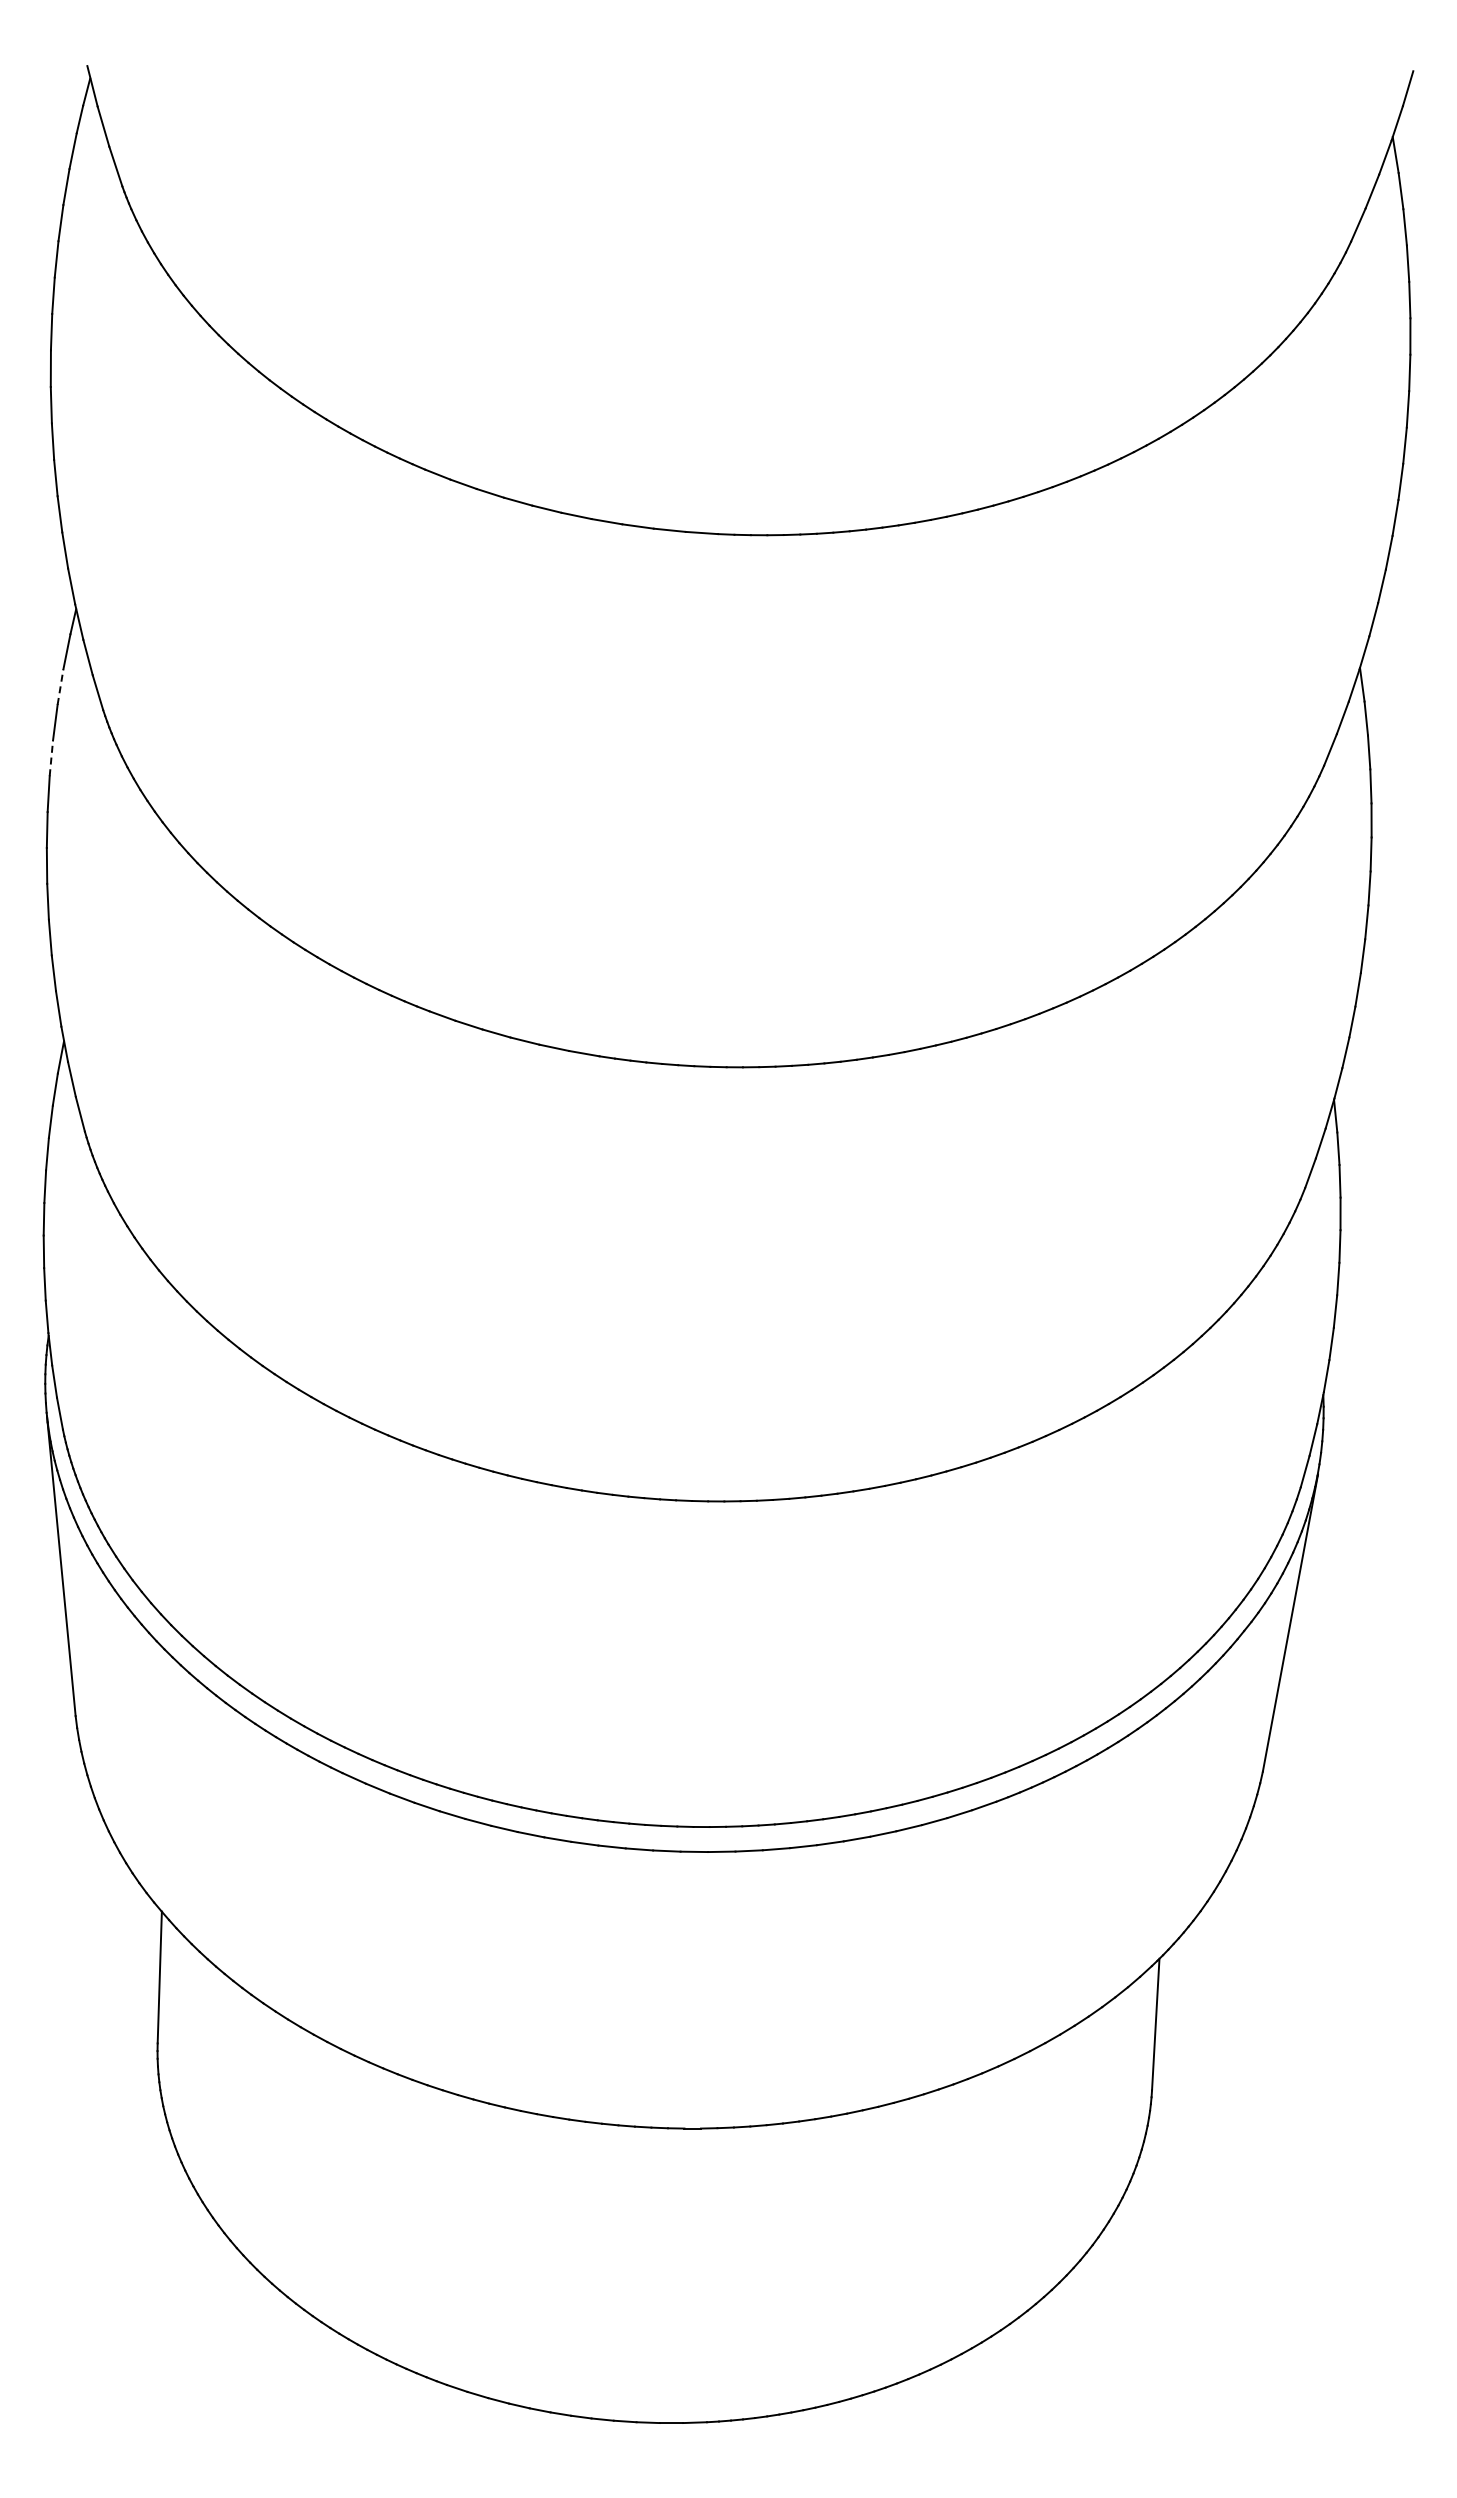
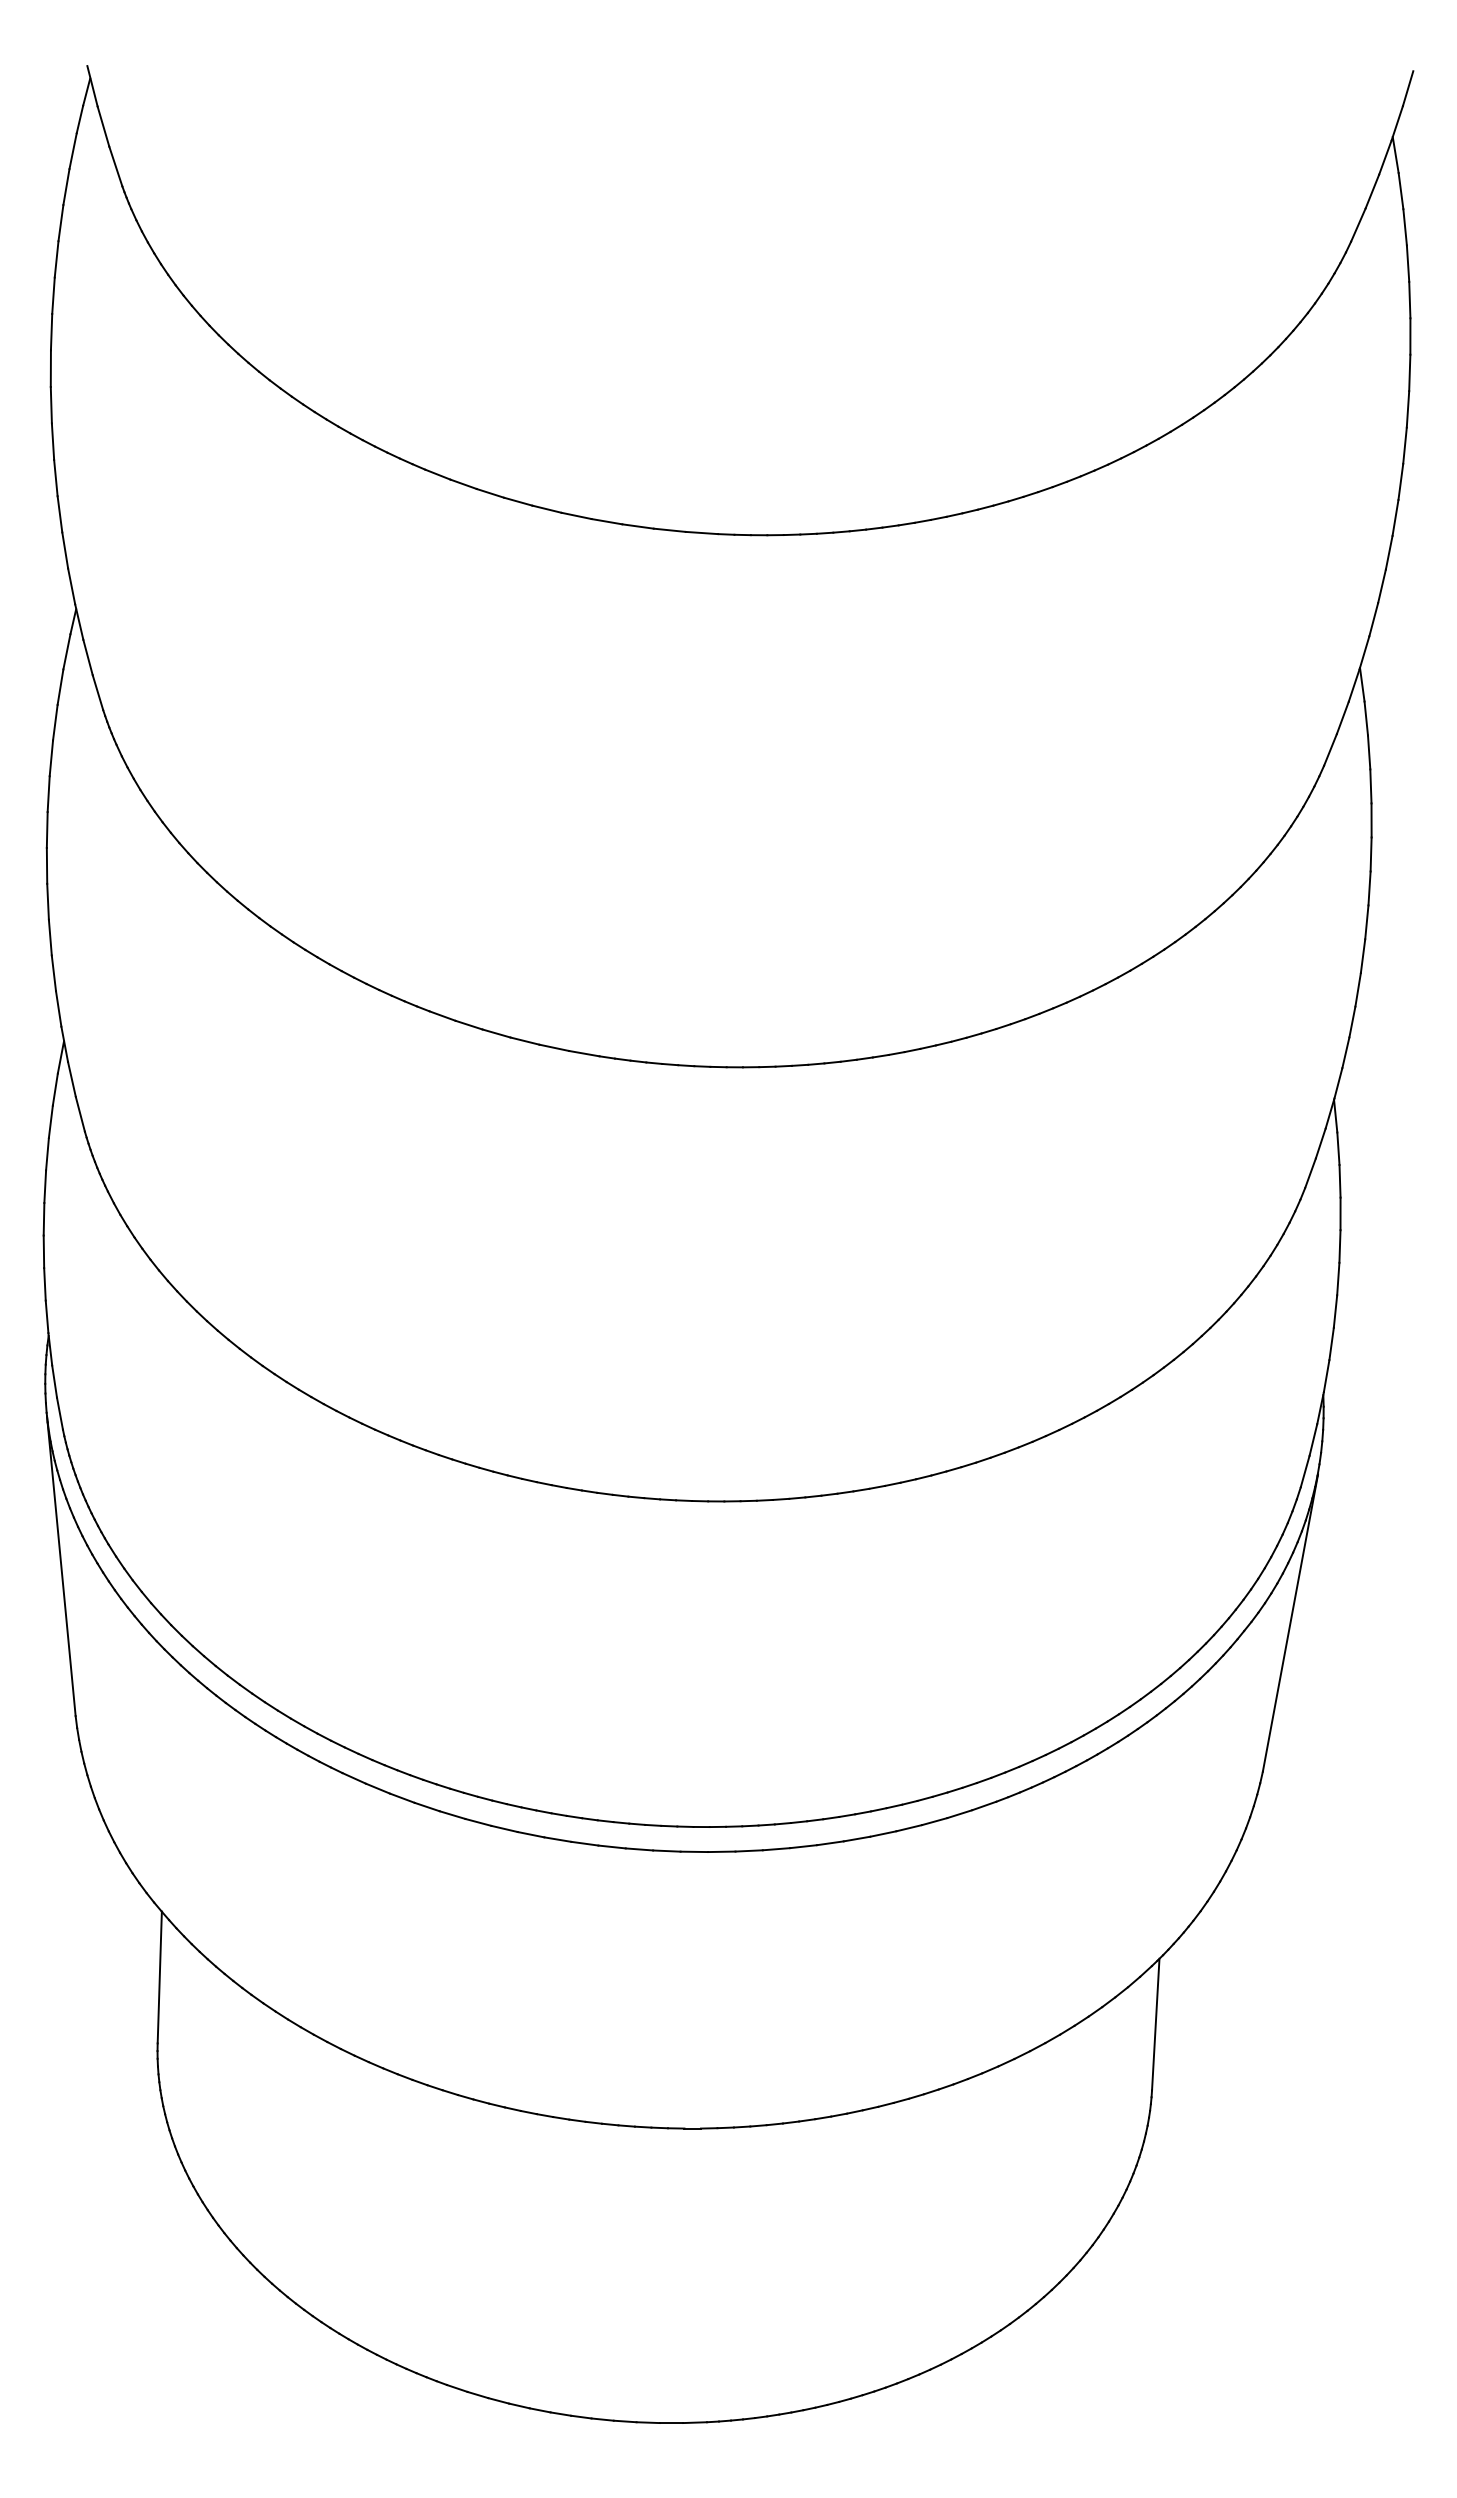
line: dashed -> solid (60, 687)
line: dashed -> solid (51, 758)
